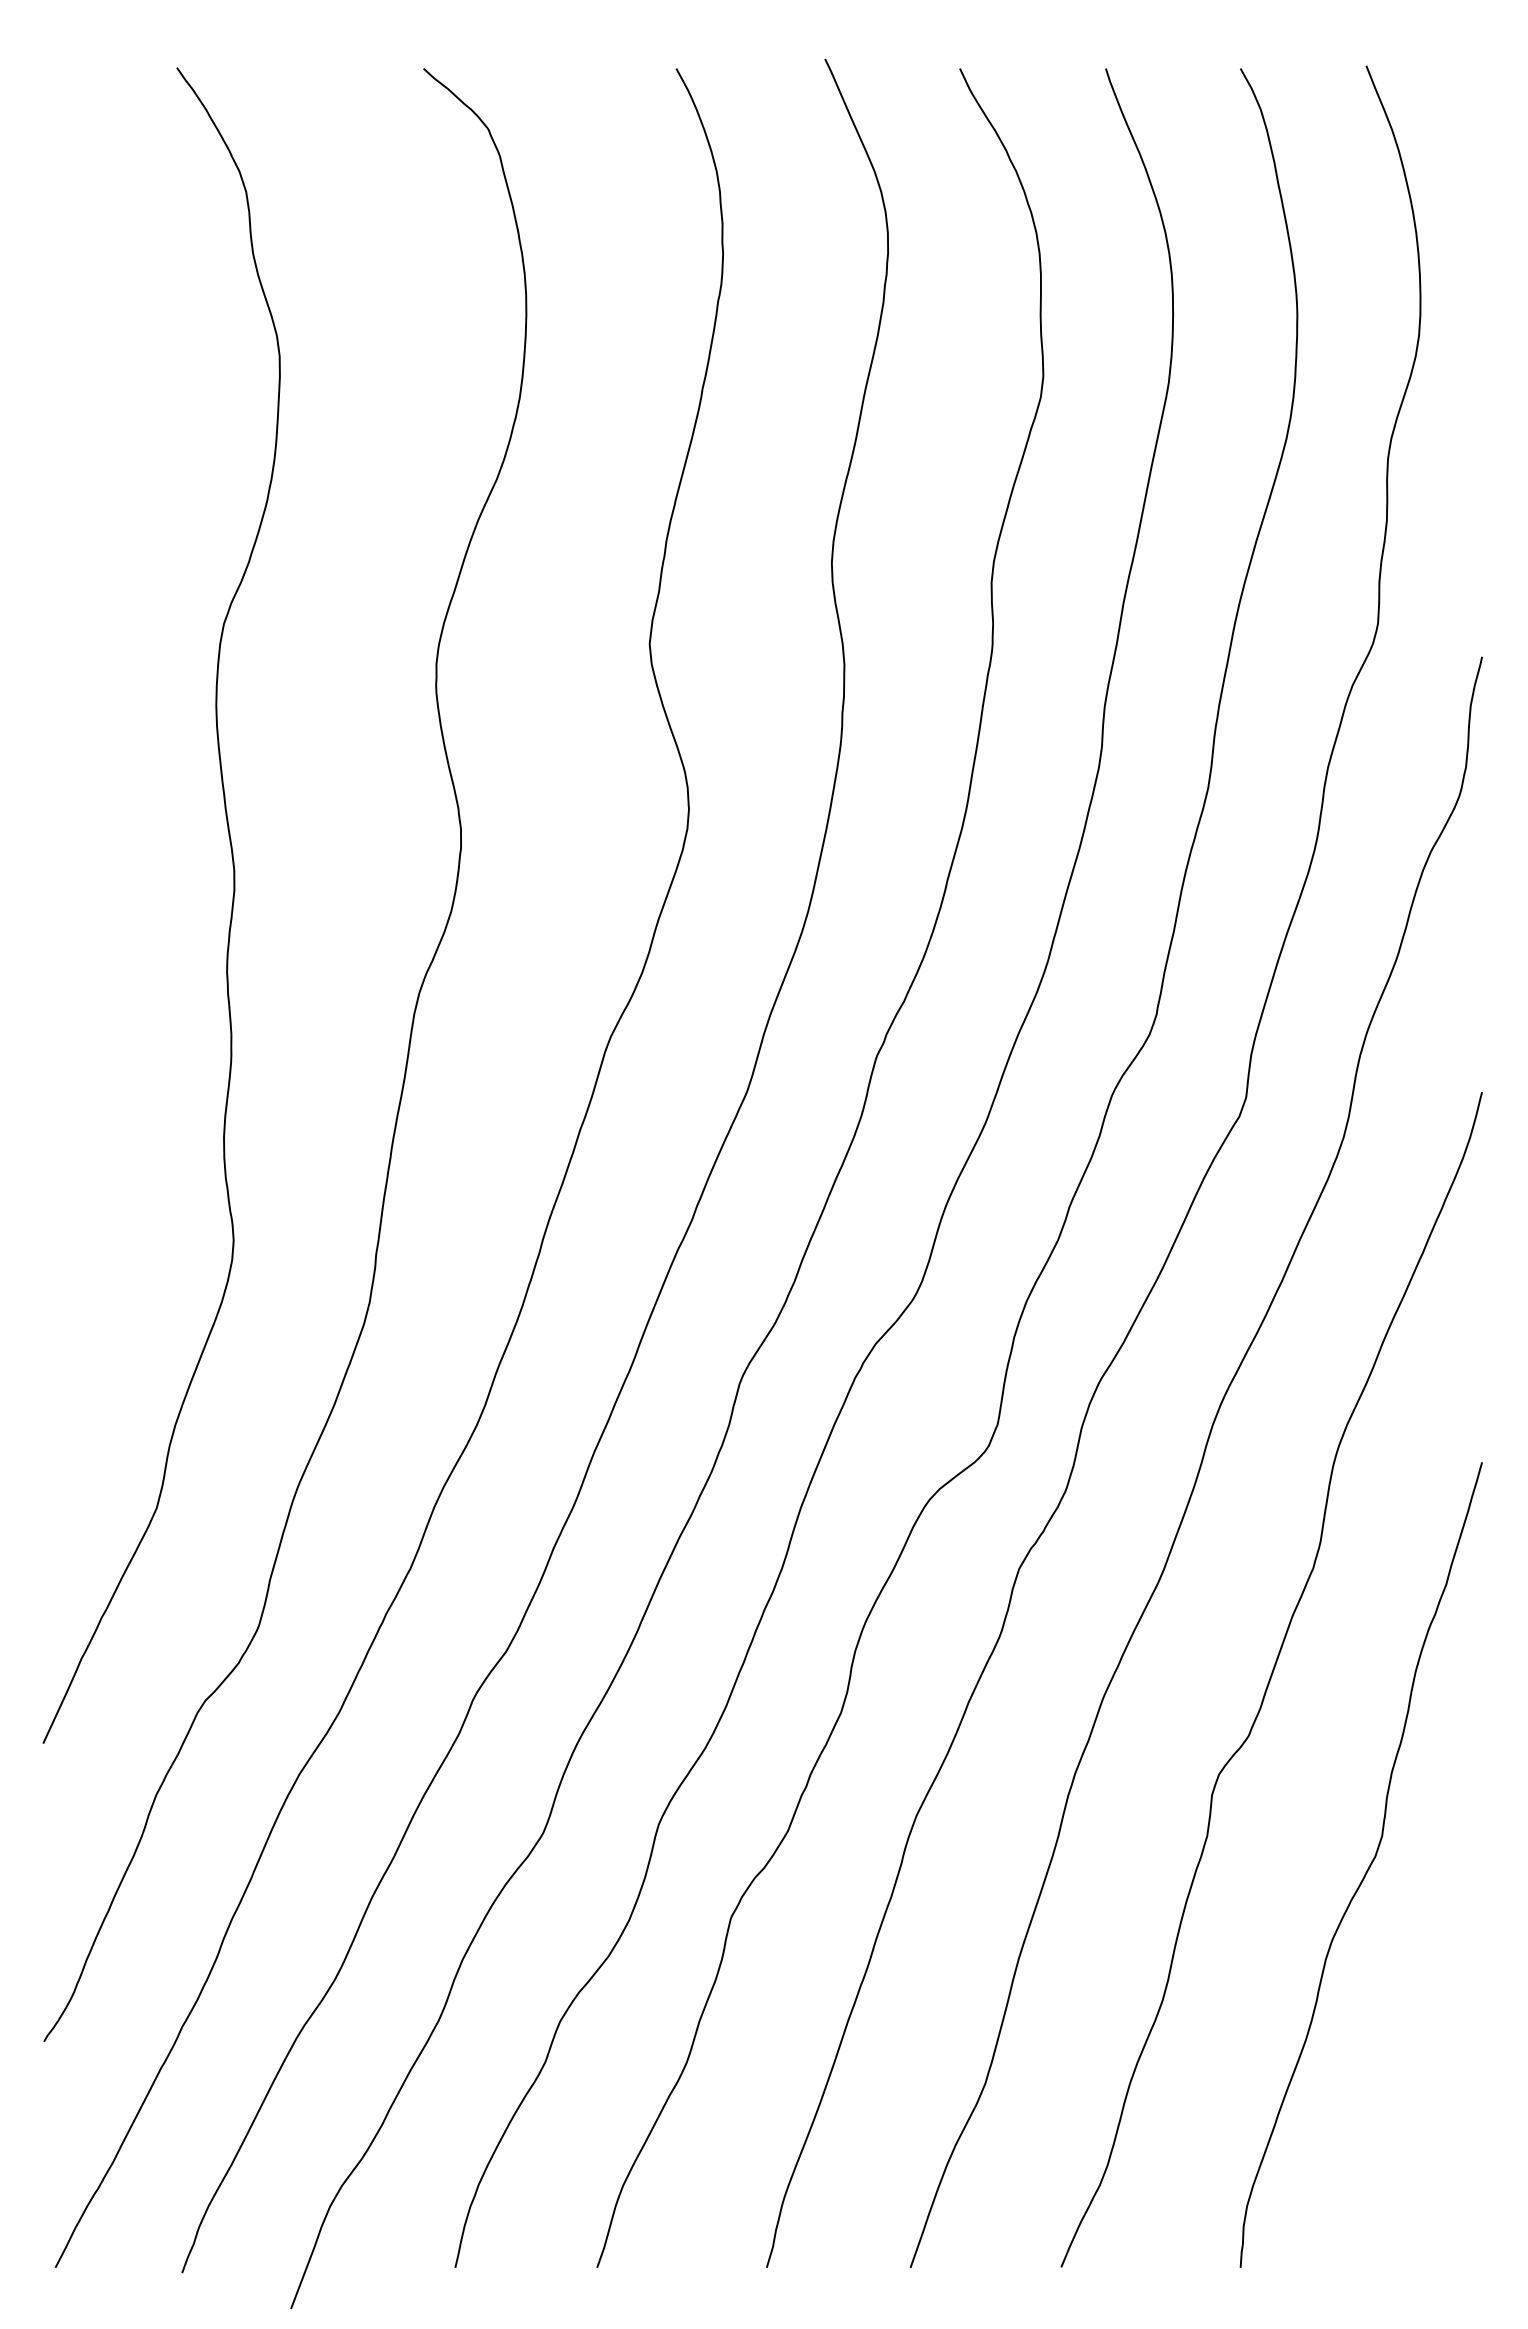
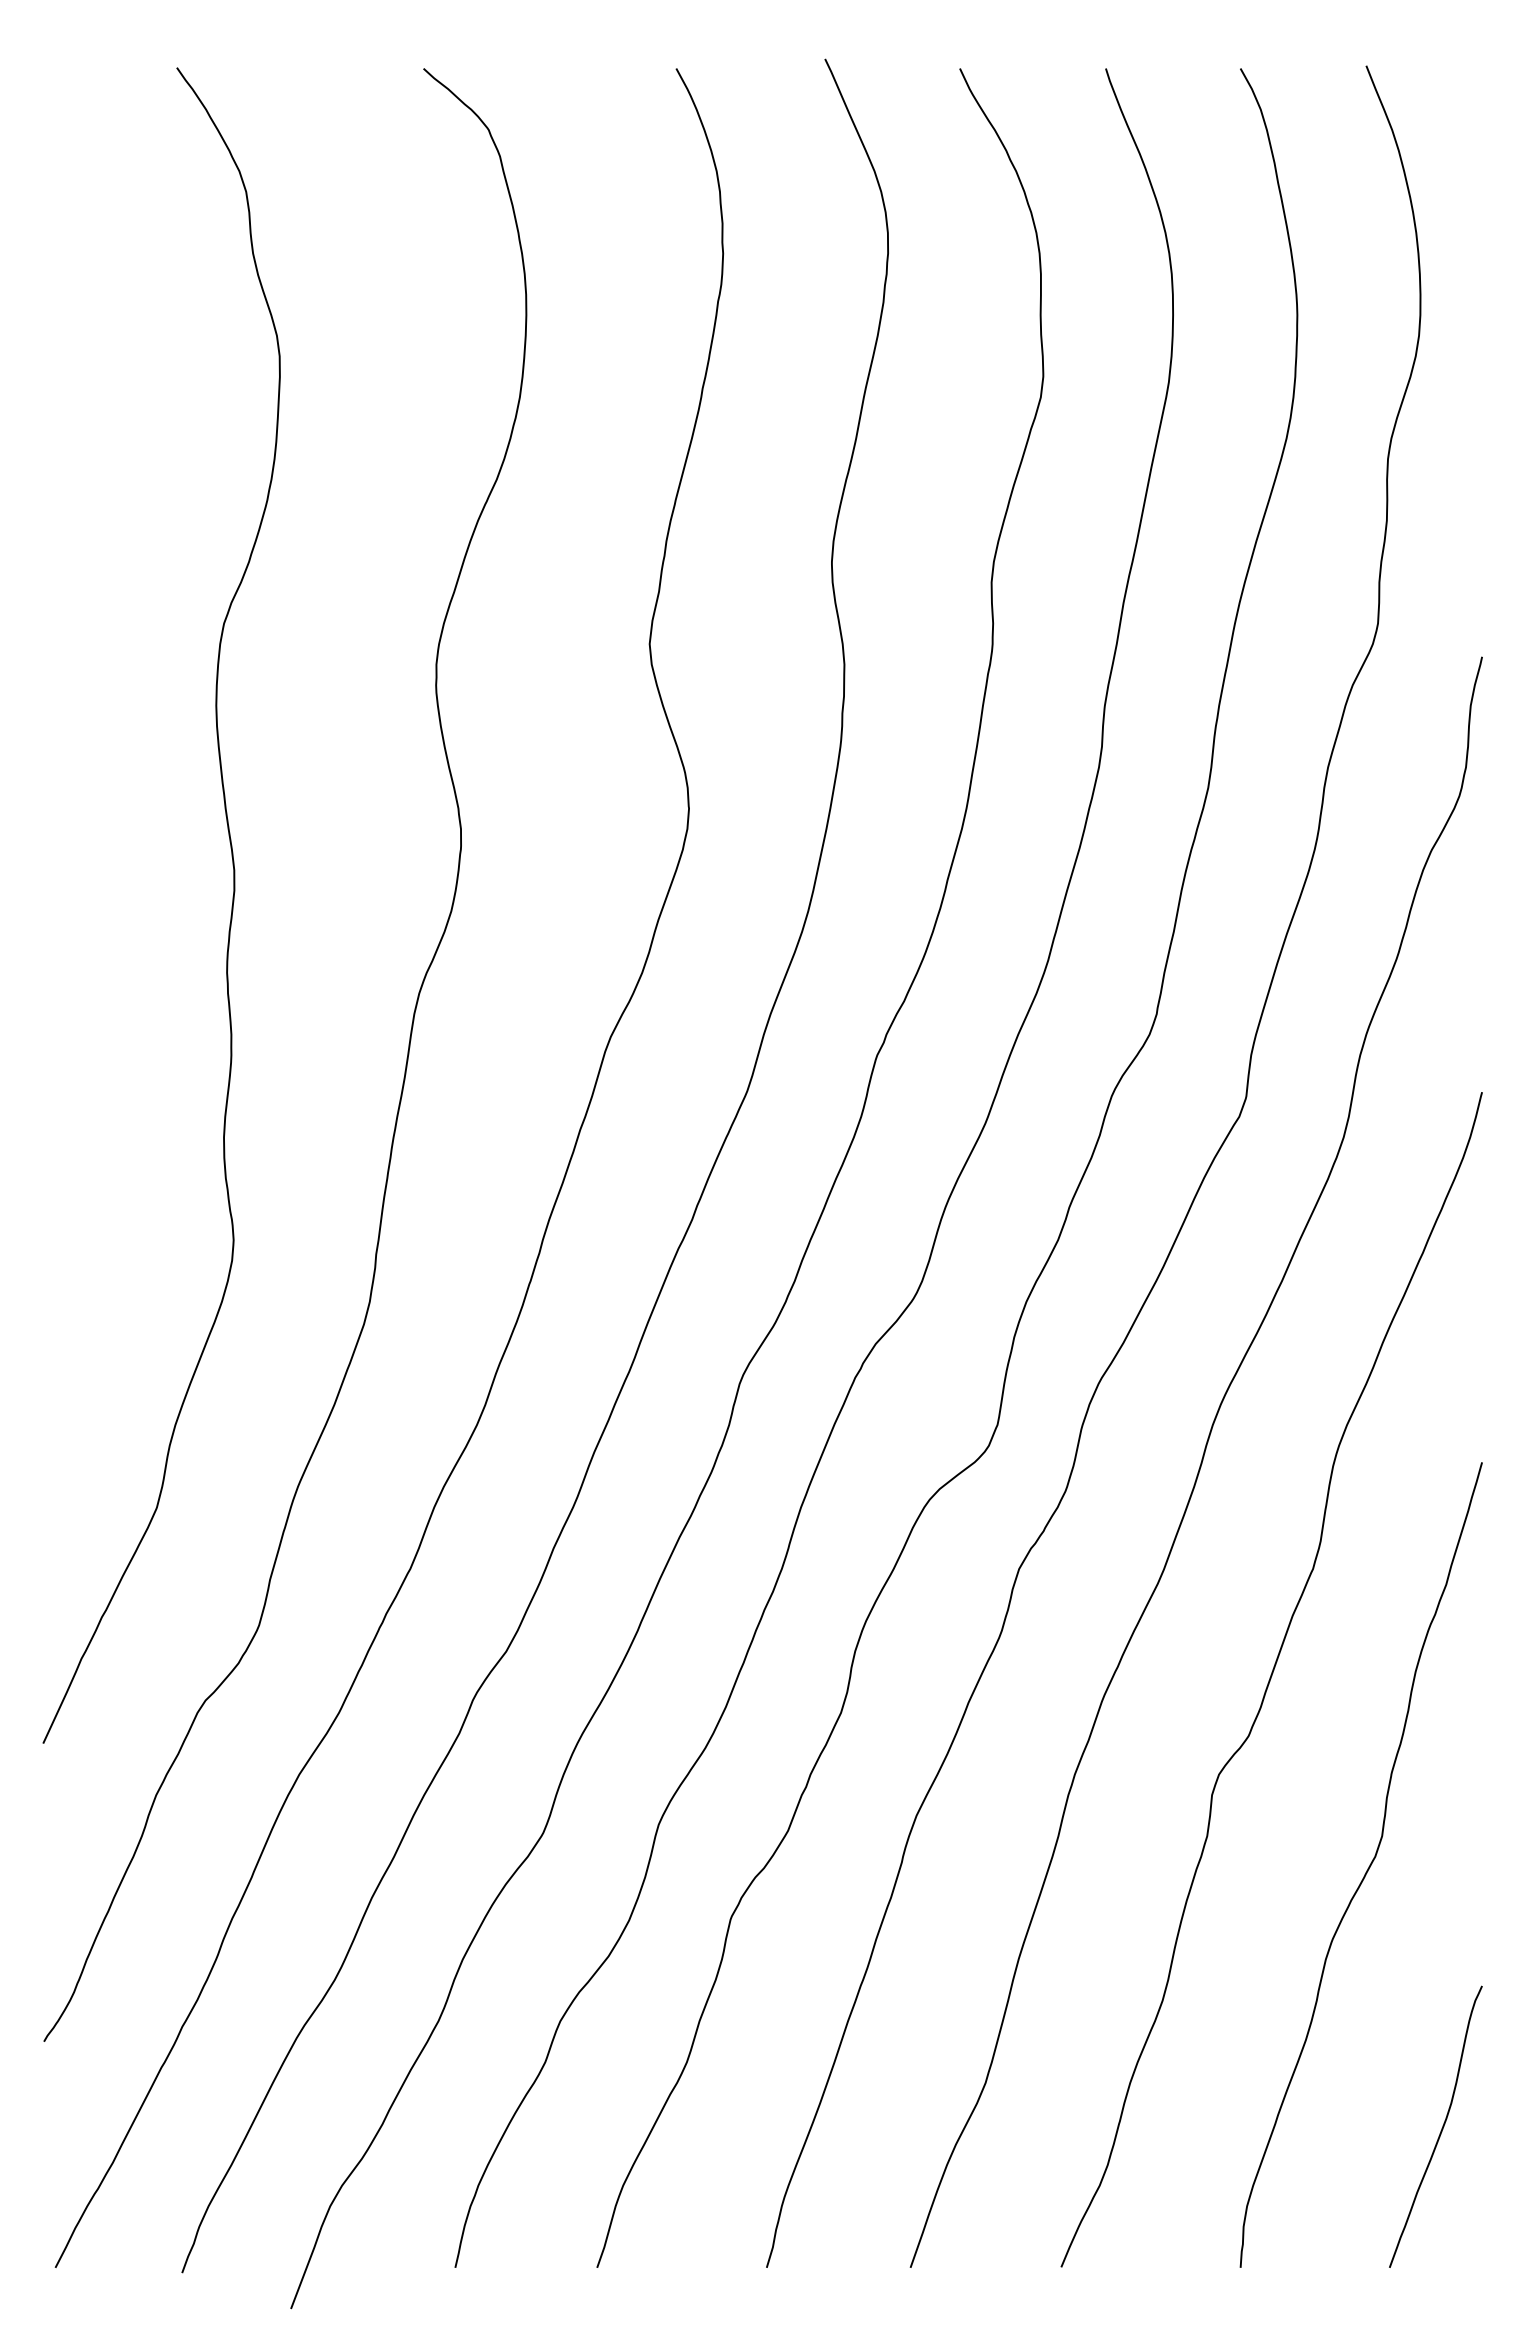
curve: none -> present (1441, 2128)
